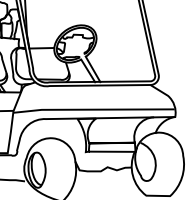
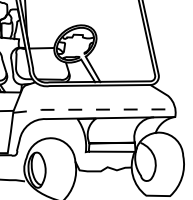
line: solid -> dashed (93, 109)
